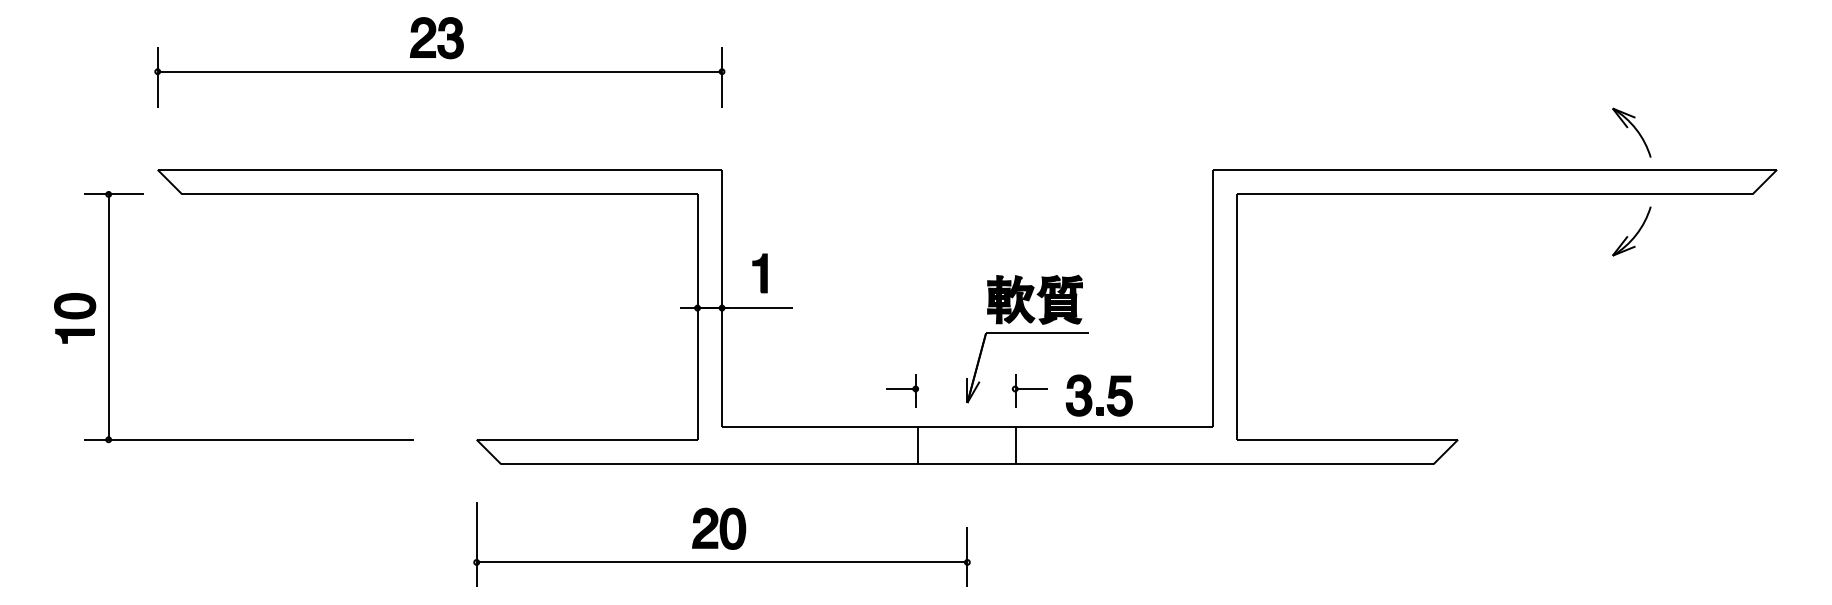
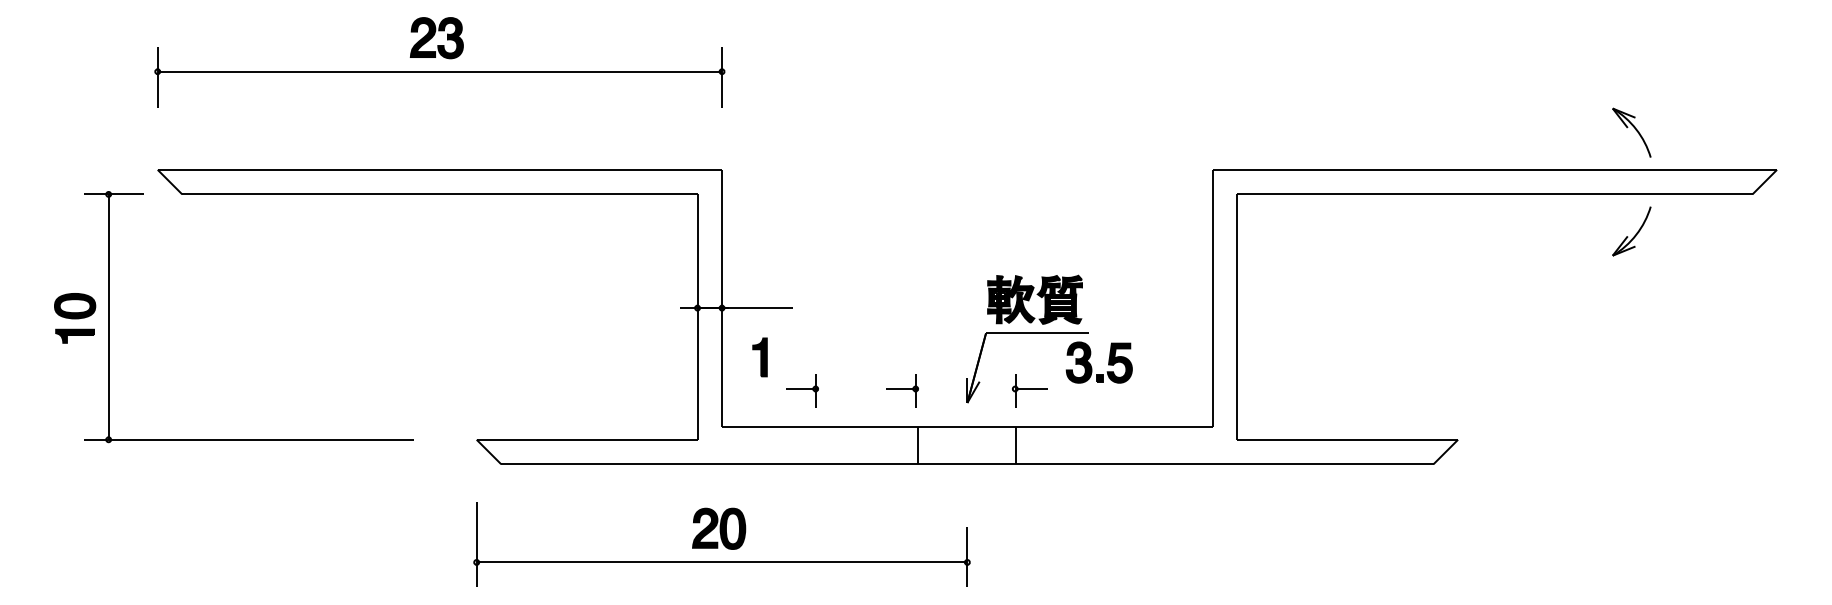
part position: (759, 273) -> (759, 357) (759, 357)
part: none -> present (802, 390)
part position: (1091, 398) -> (1091, 365) (1091, 365)
